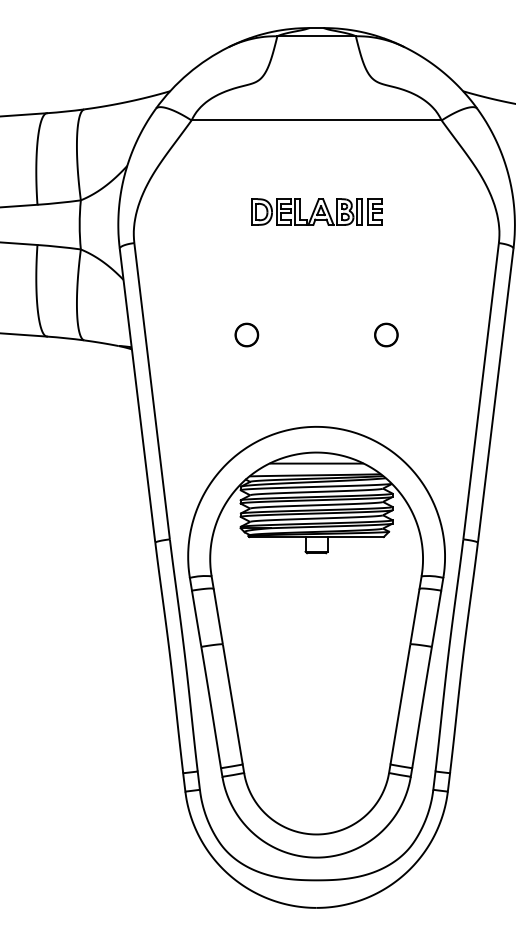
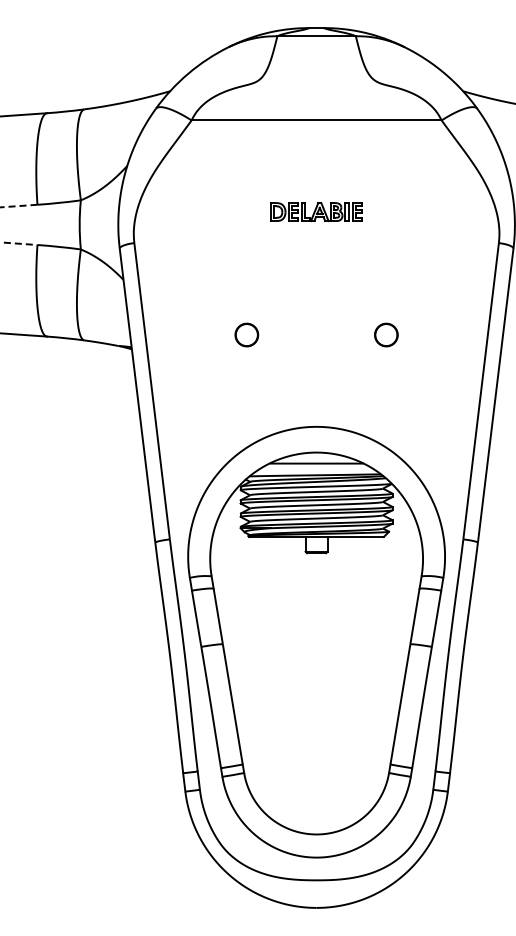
line: solid -> dashed (18, 206)
part size: 132x28 px -> 93x20 px (316, 211)
line: solid -> dashed (19, 243)
